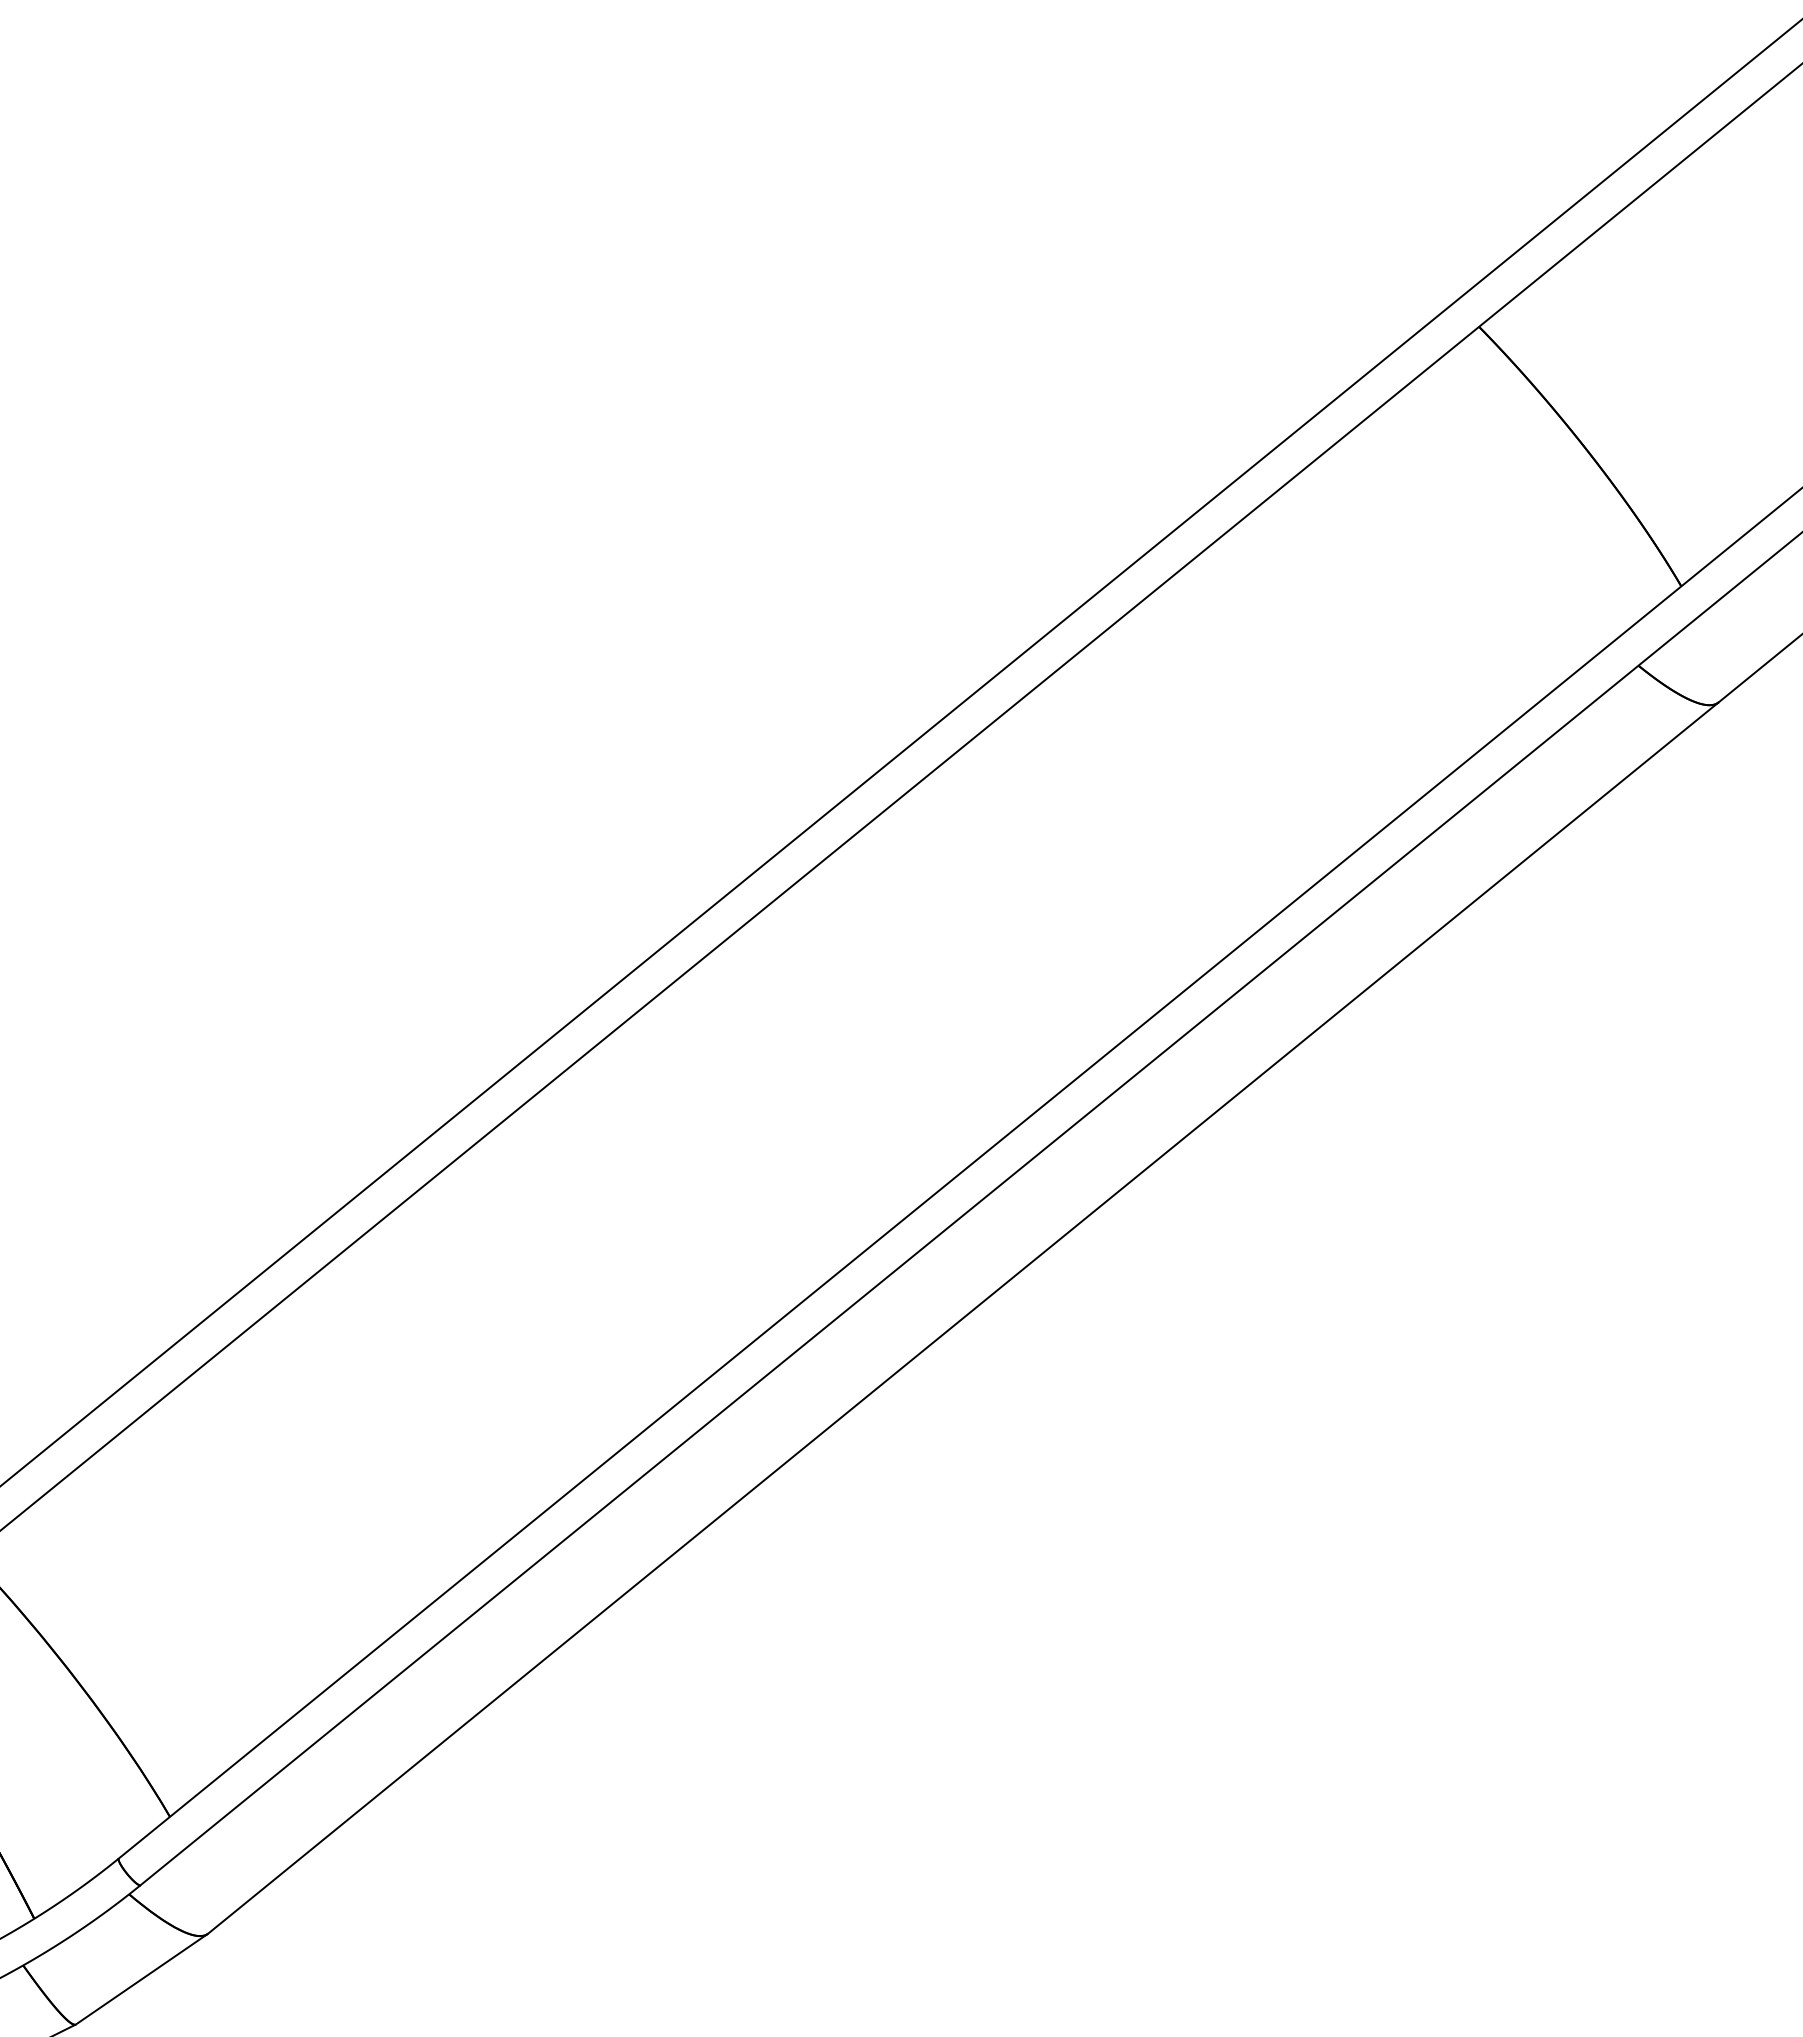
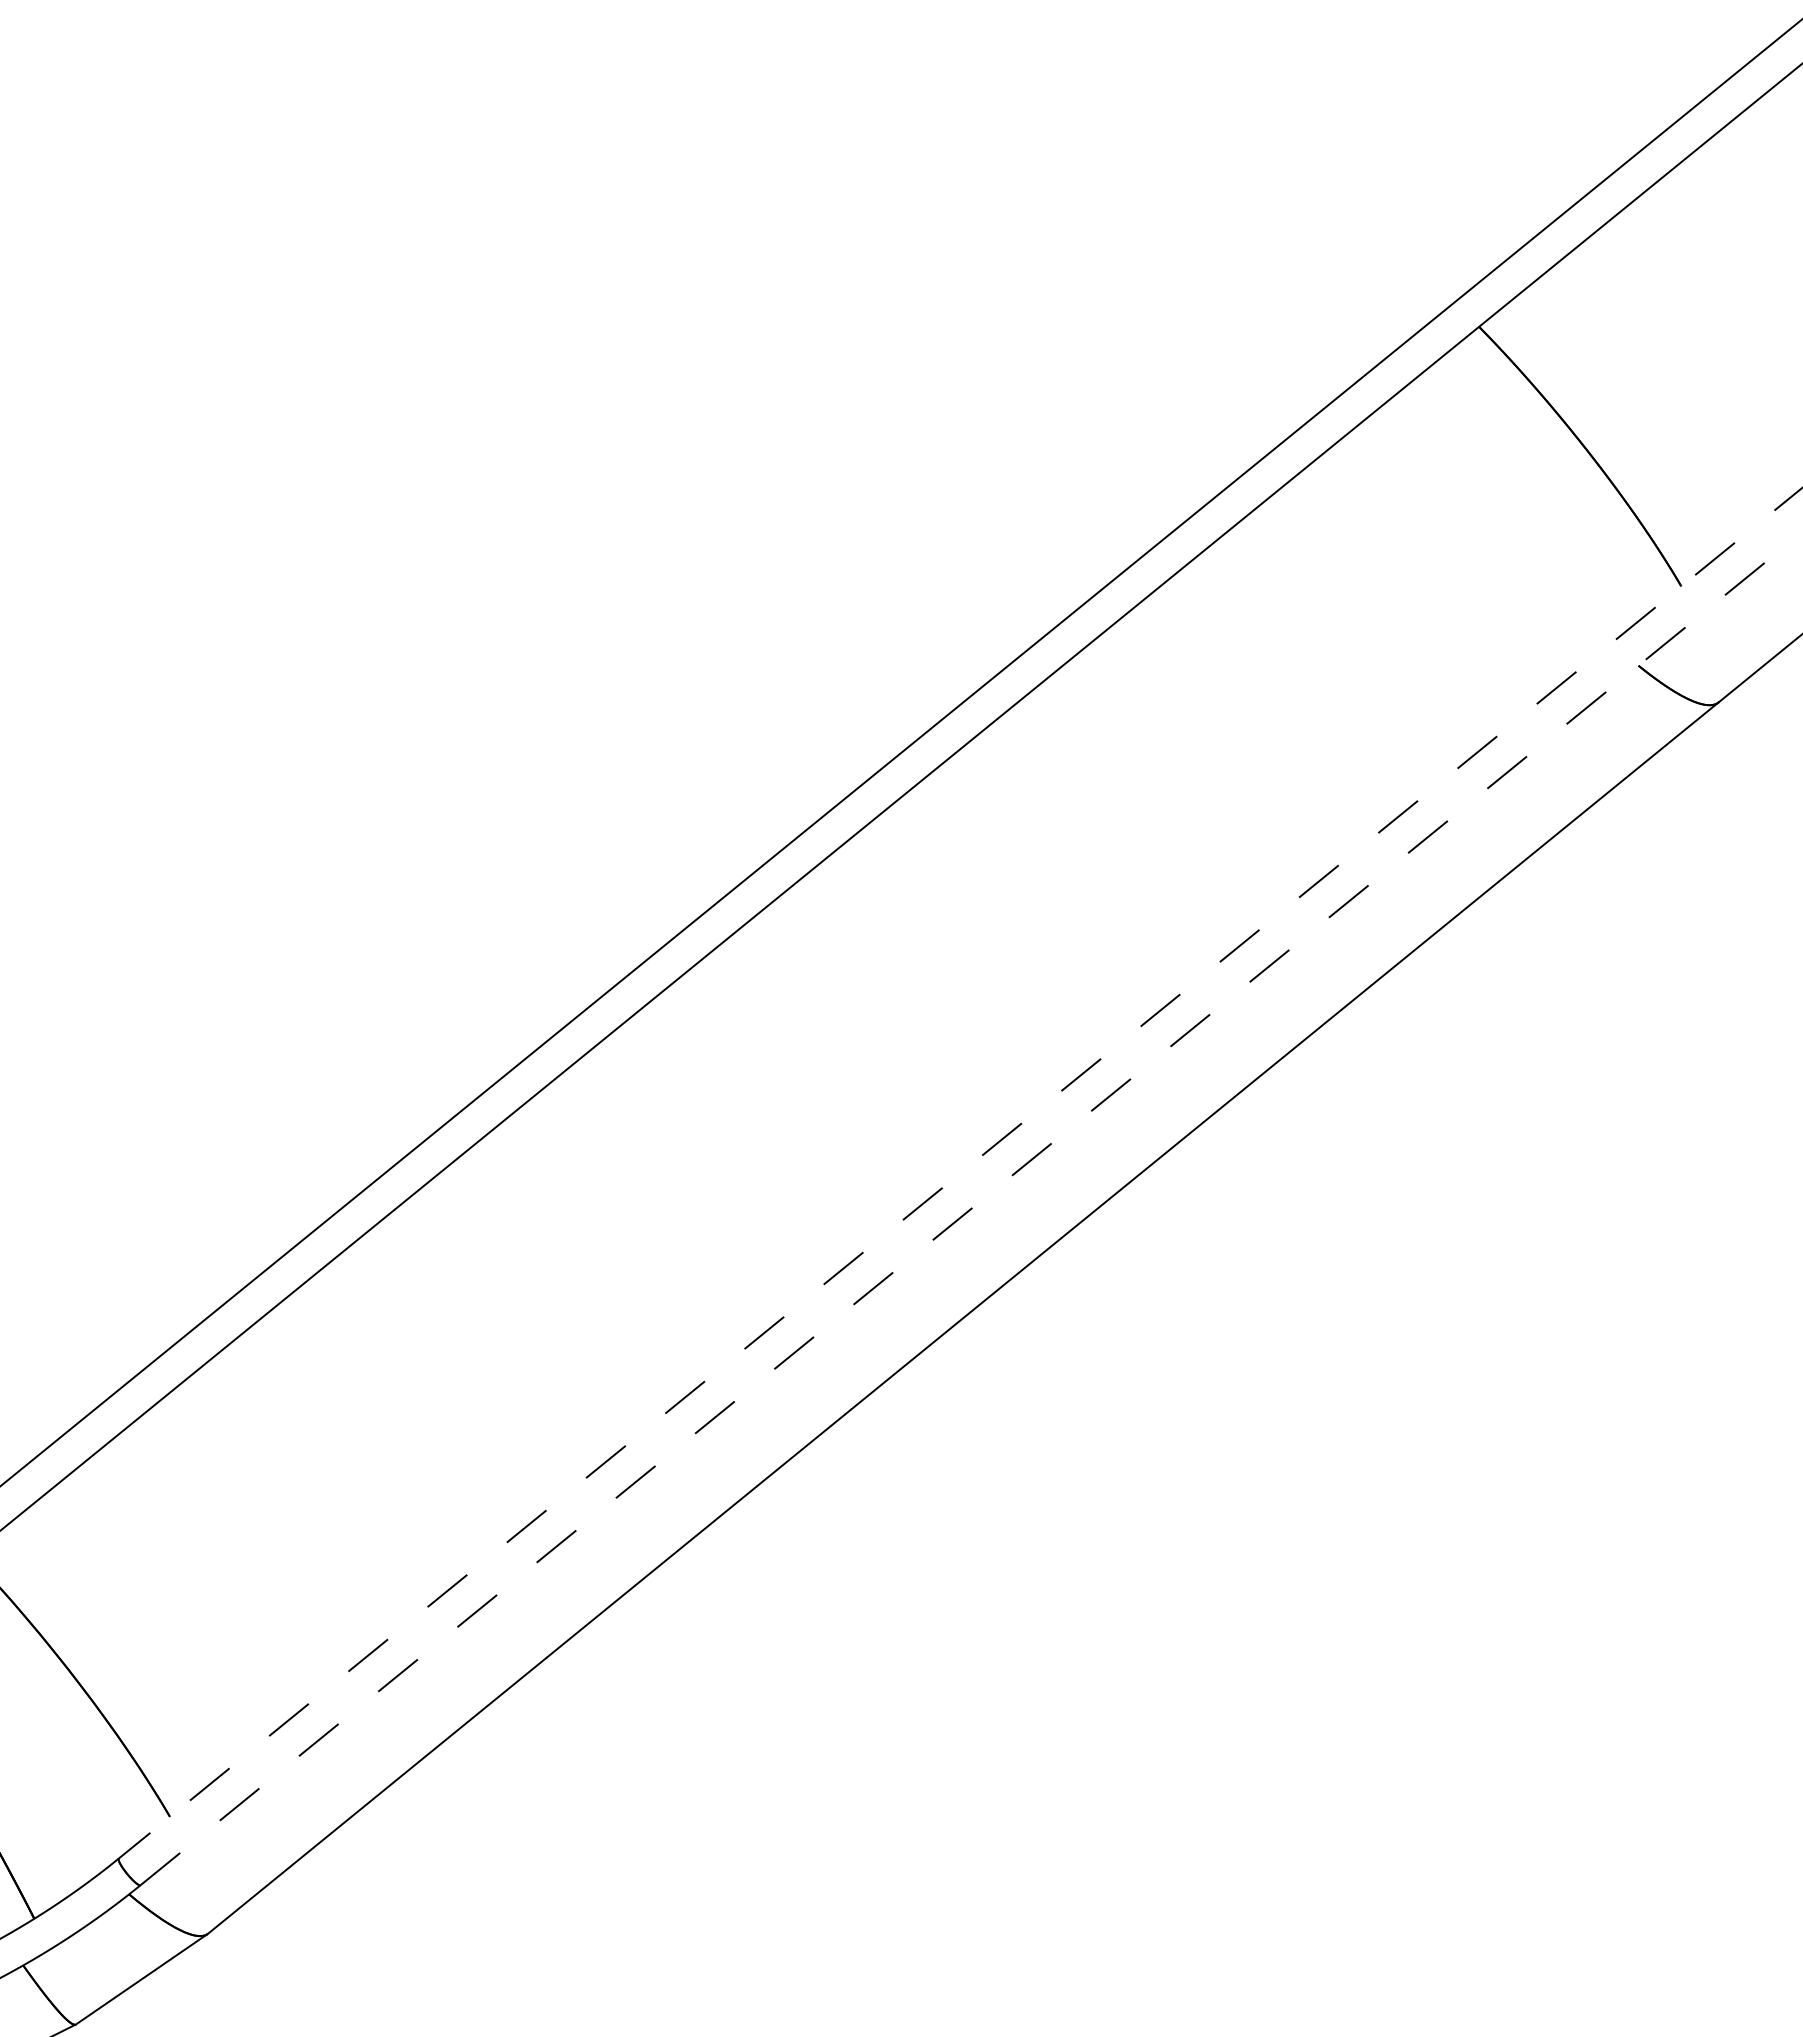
line: solid -> dashed (960, 1173)
line: solid -> dashed (971, 1208)
